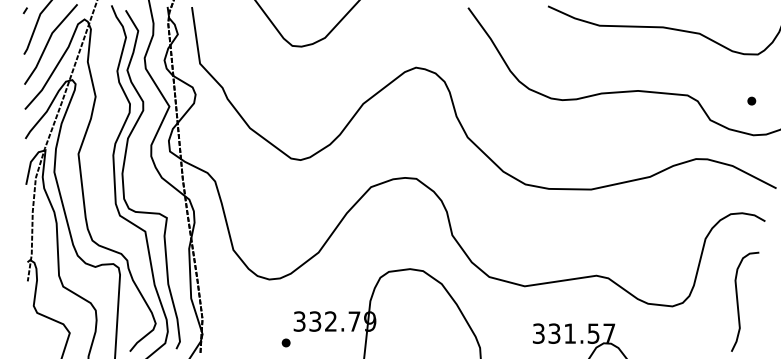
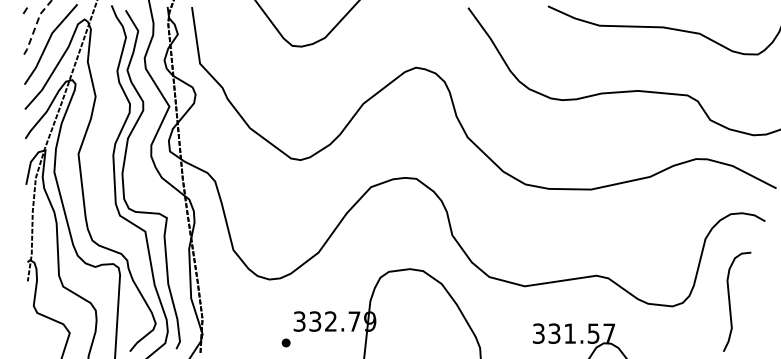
line: solid -> dashed (35, 26)
part: present -> none (751, 100)
curve position: (738, 301) -> (730, 301) (730, 301)
